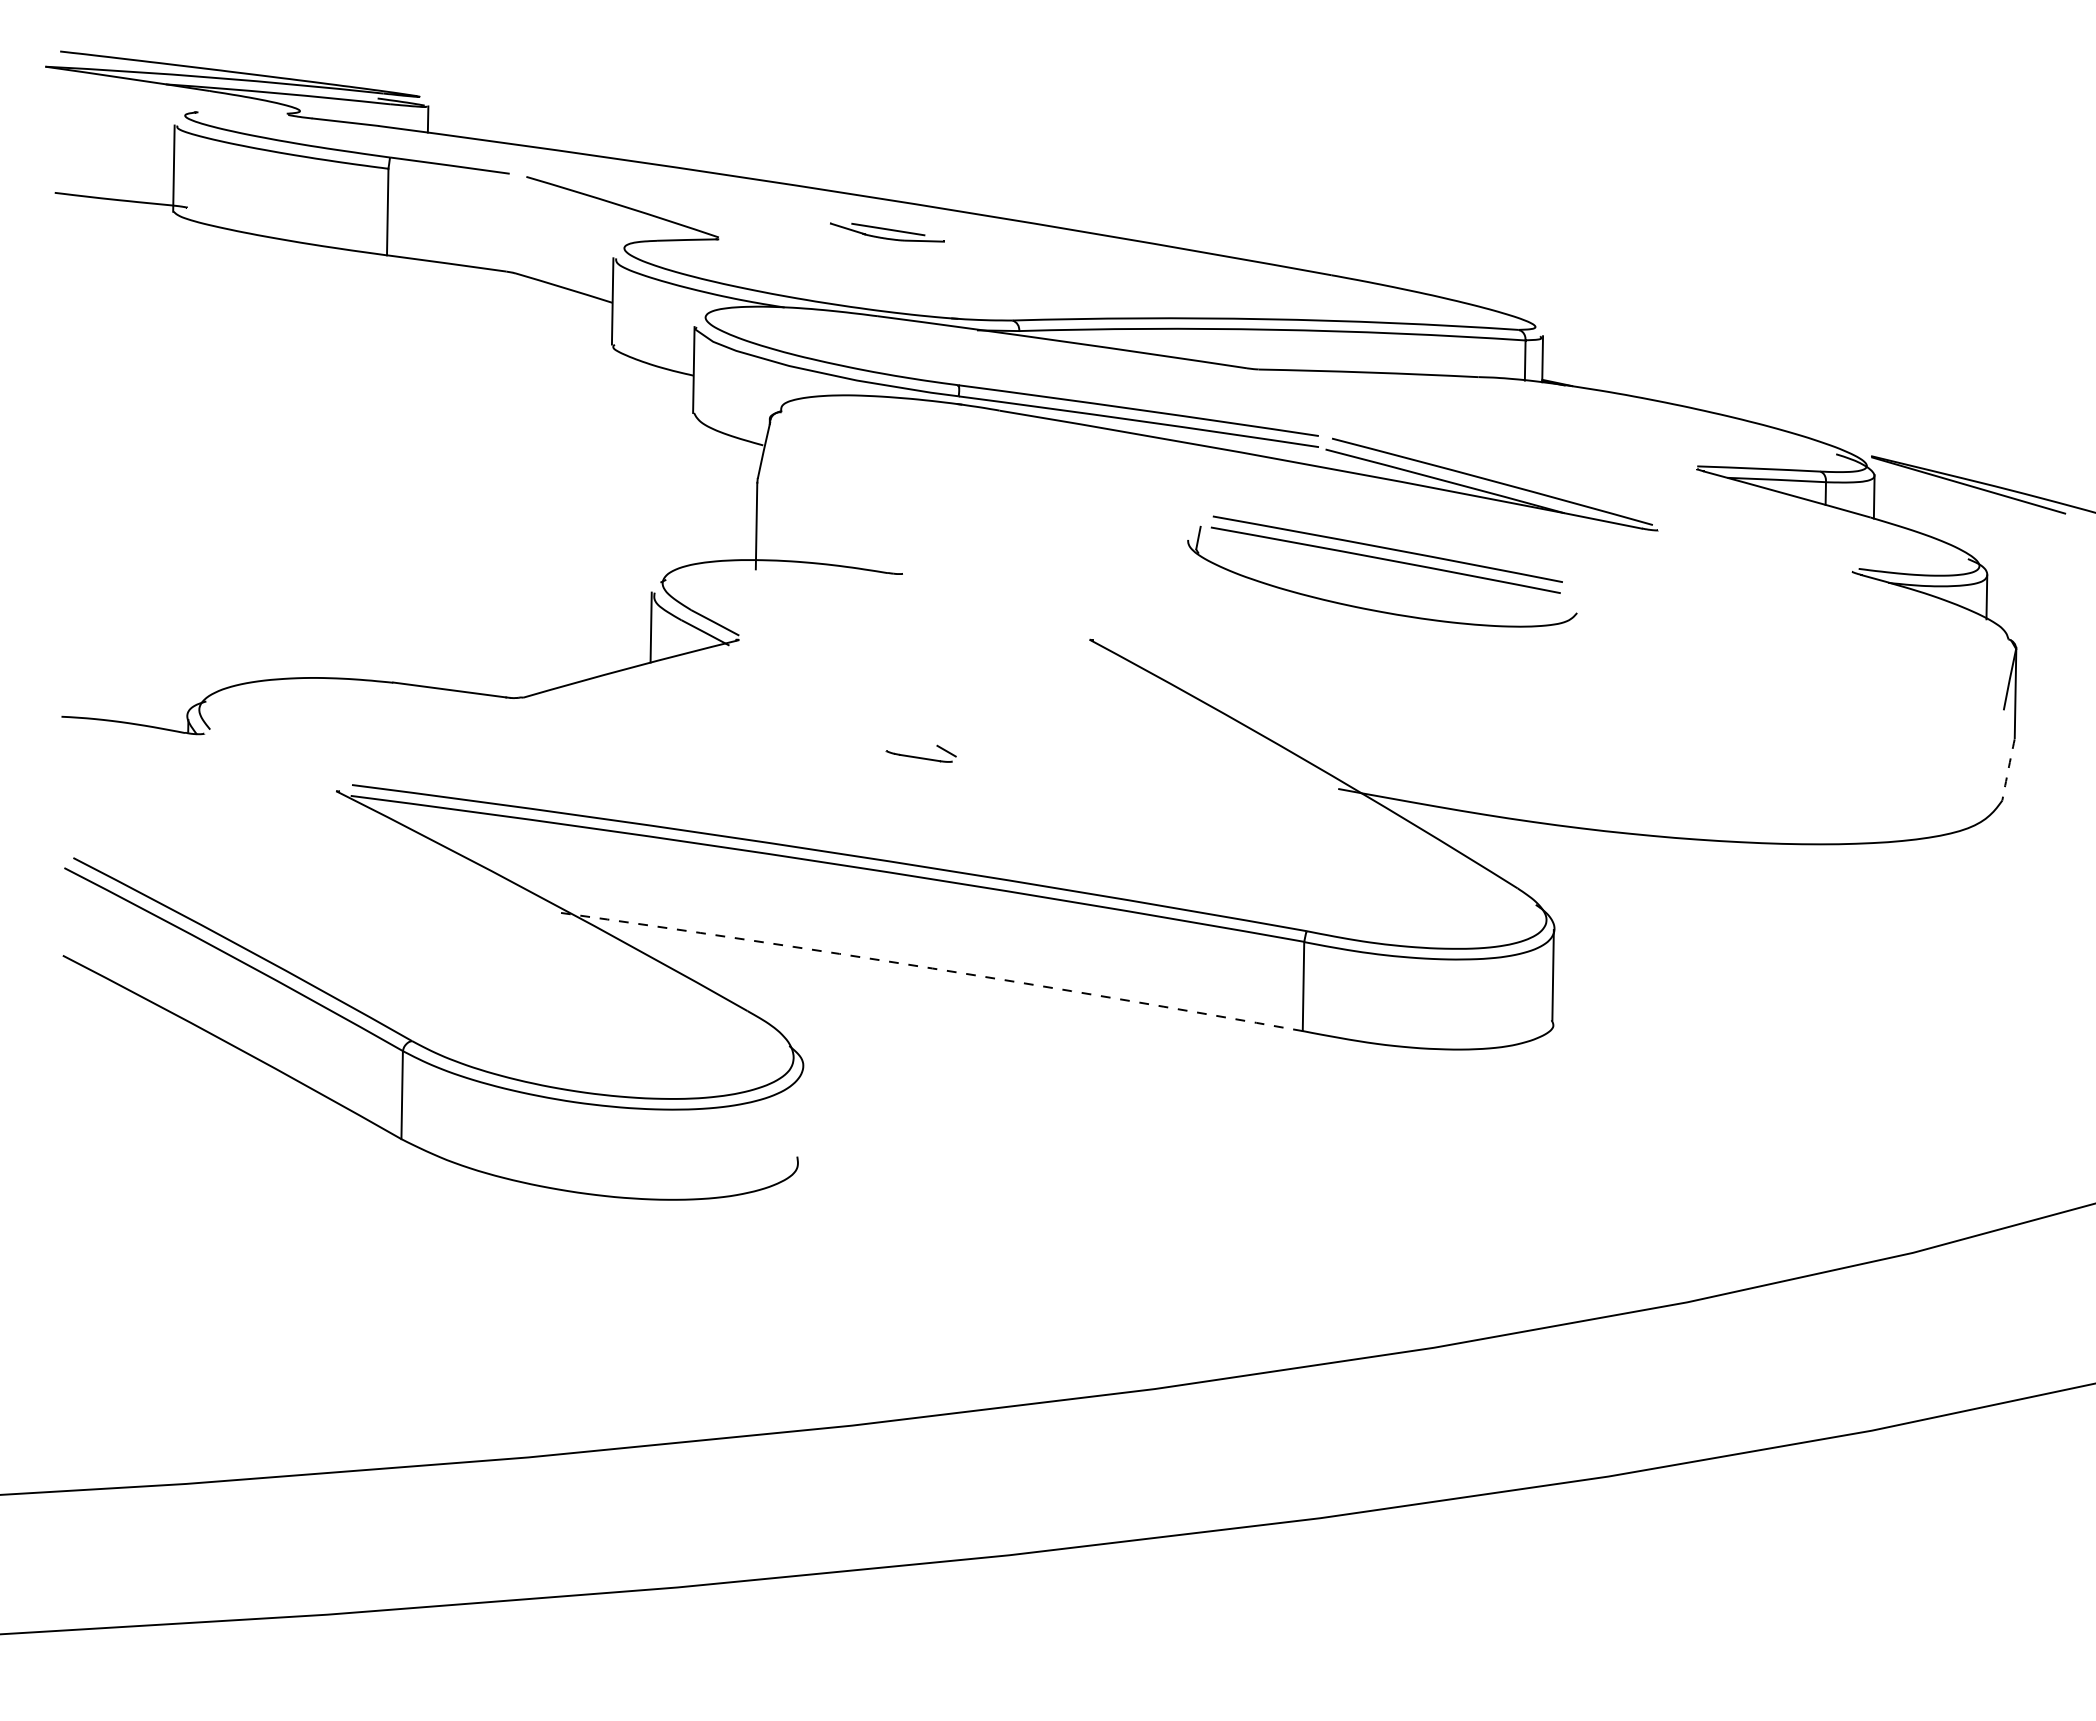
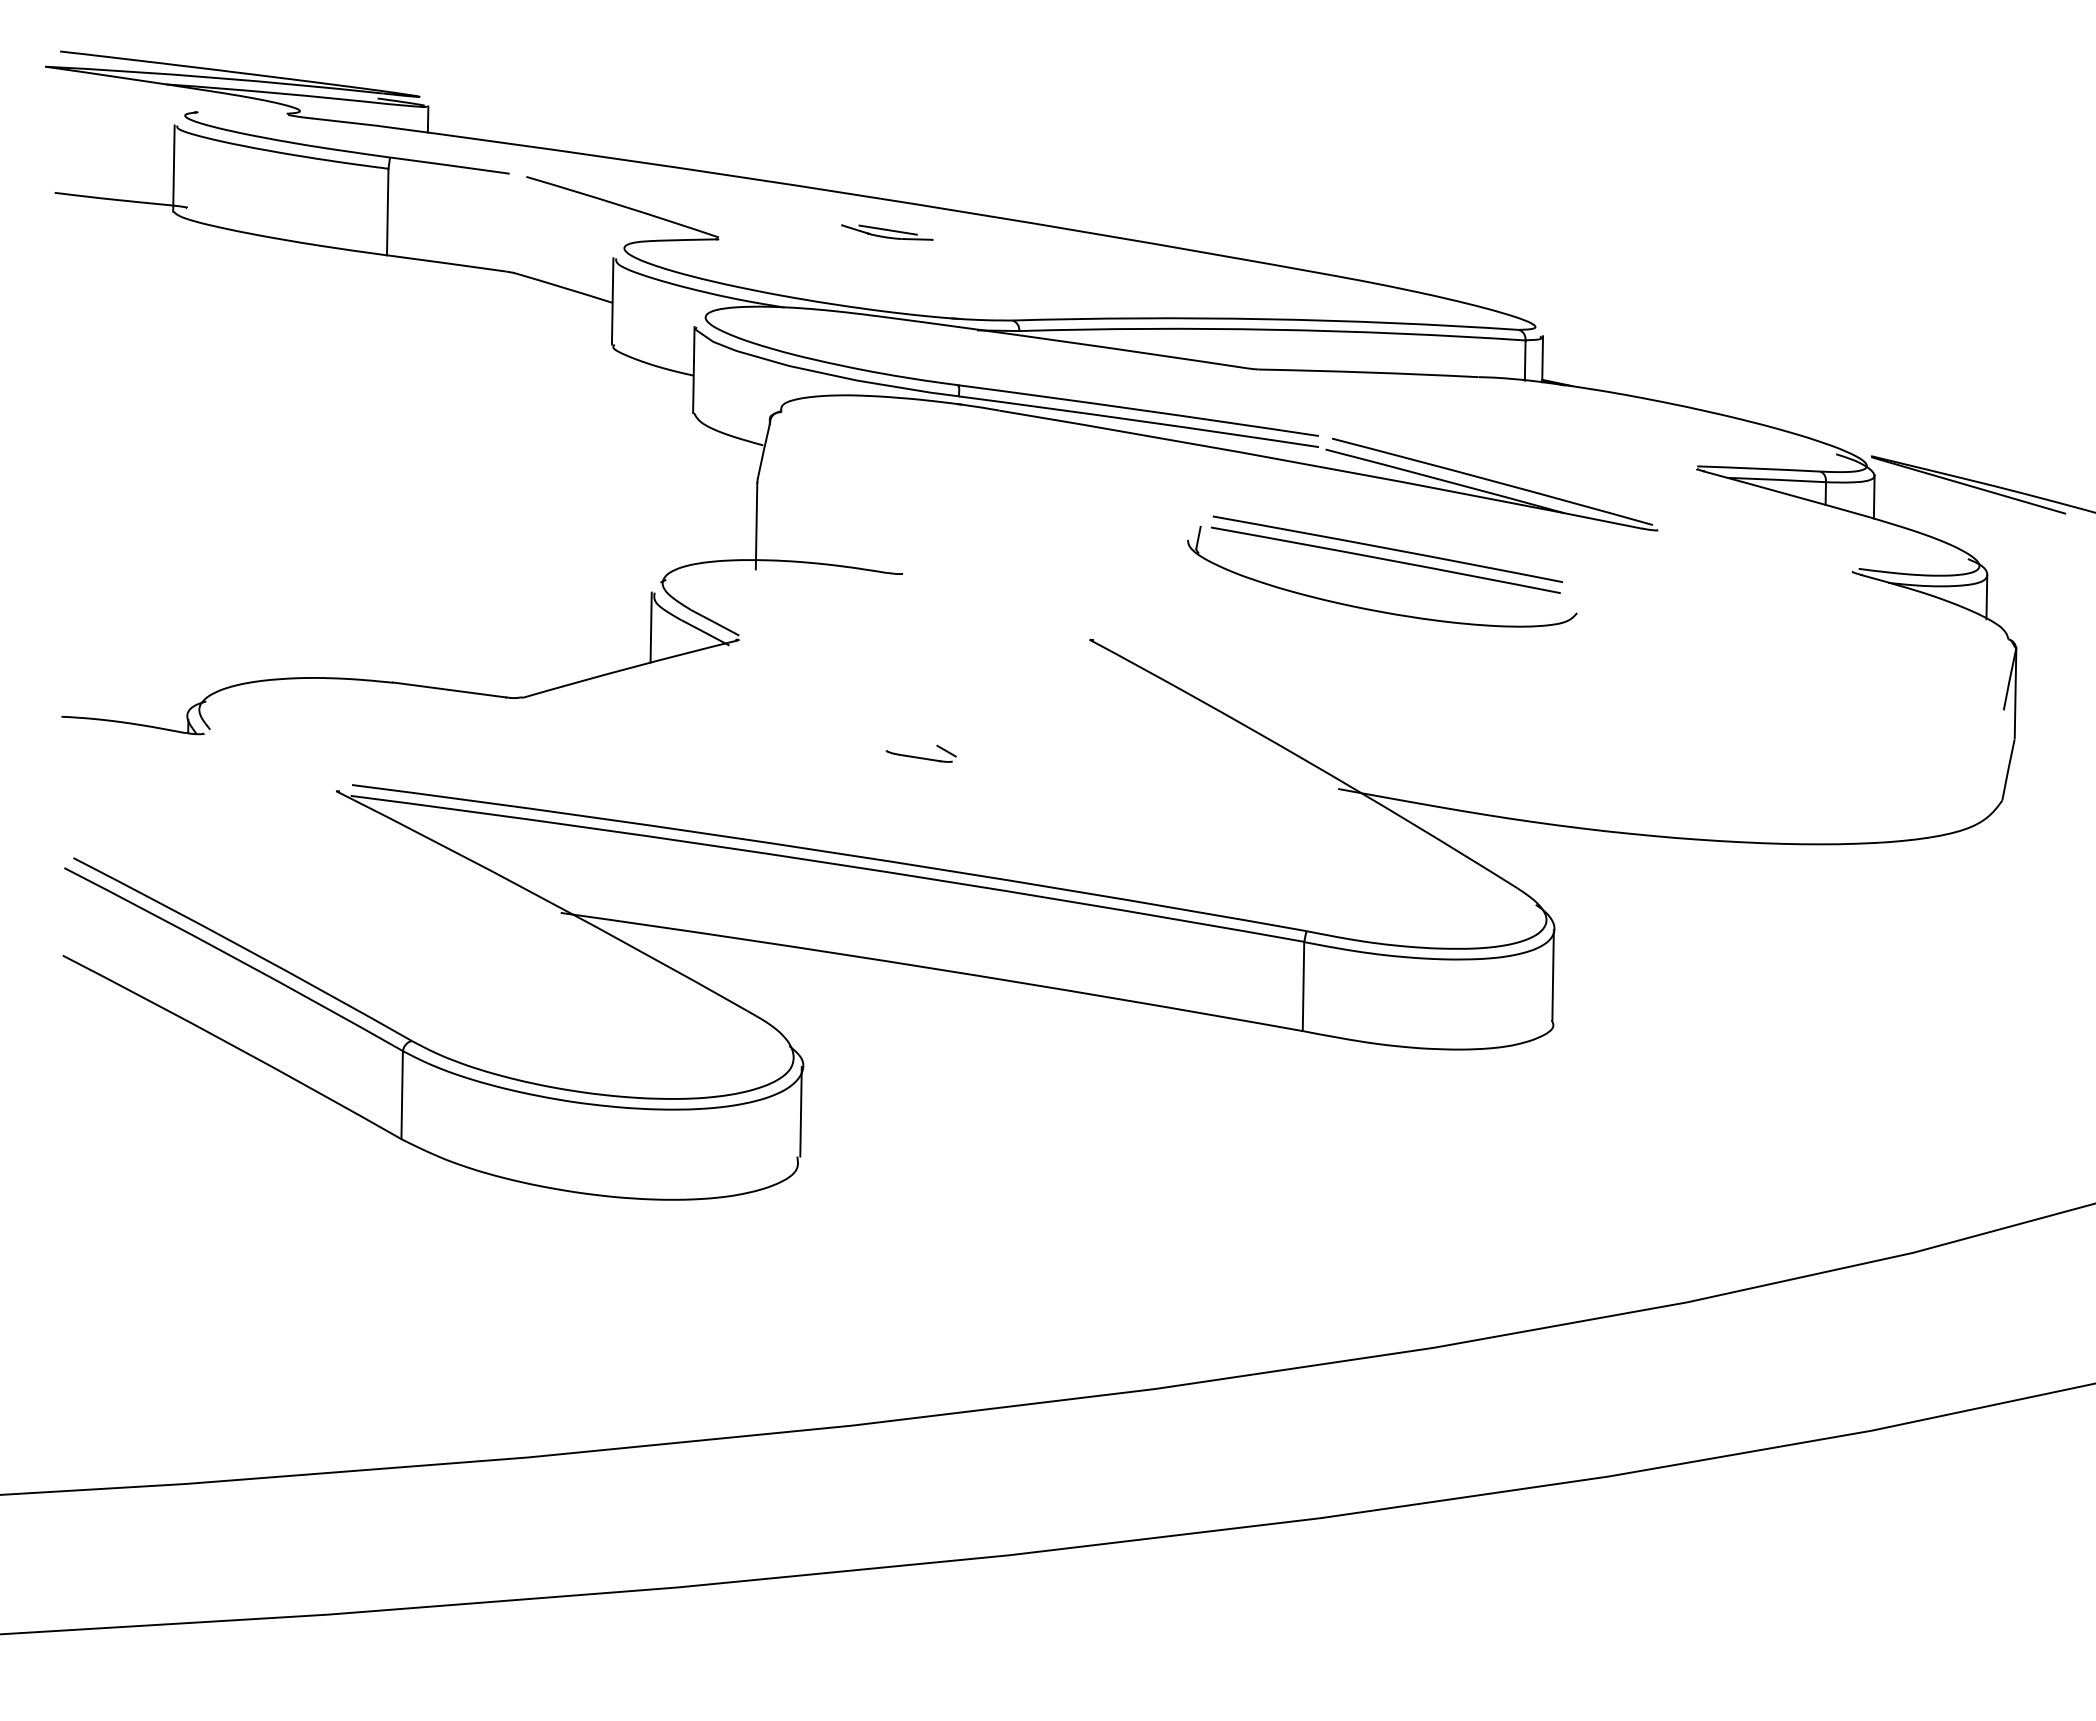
part size: 115x21 px -> 93x17 px (887, 232)
arc: dashed -> solid (2008, 769)
arc: dashed -> solid (932, 968)
line: none -> present (800, 1111)
